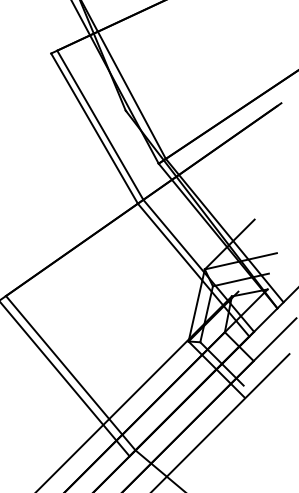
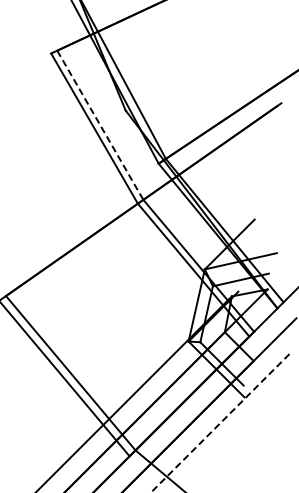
line: solid -> dashed (100, 125)
line: solid -> dashed (220, 423)
